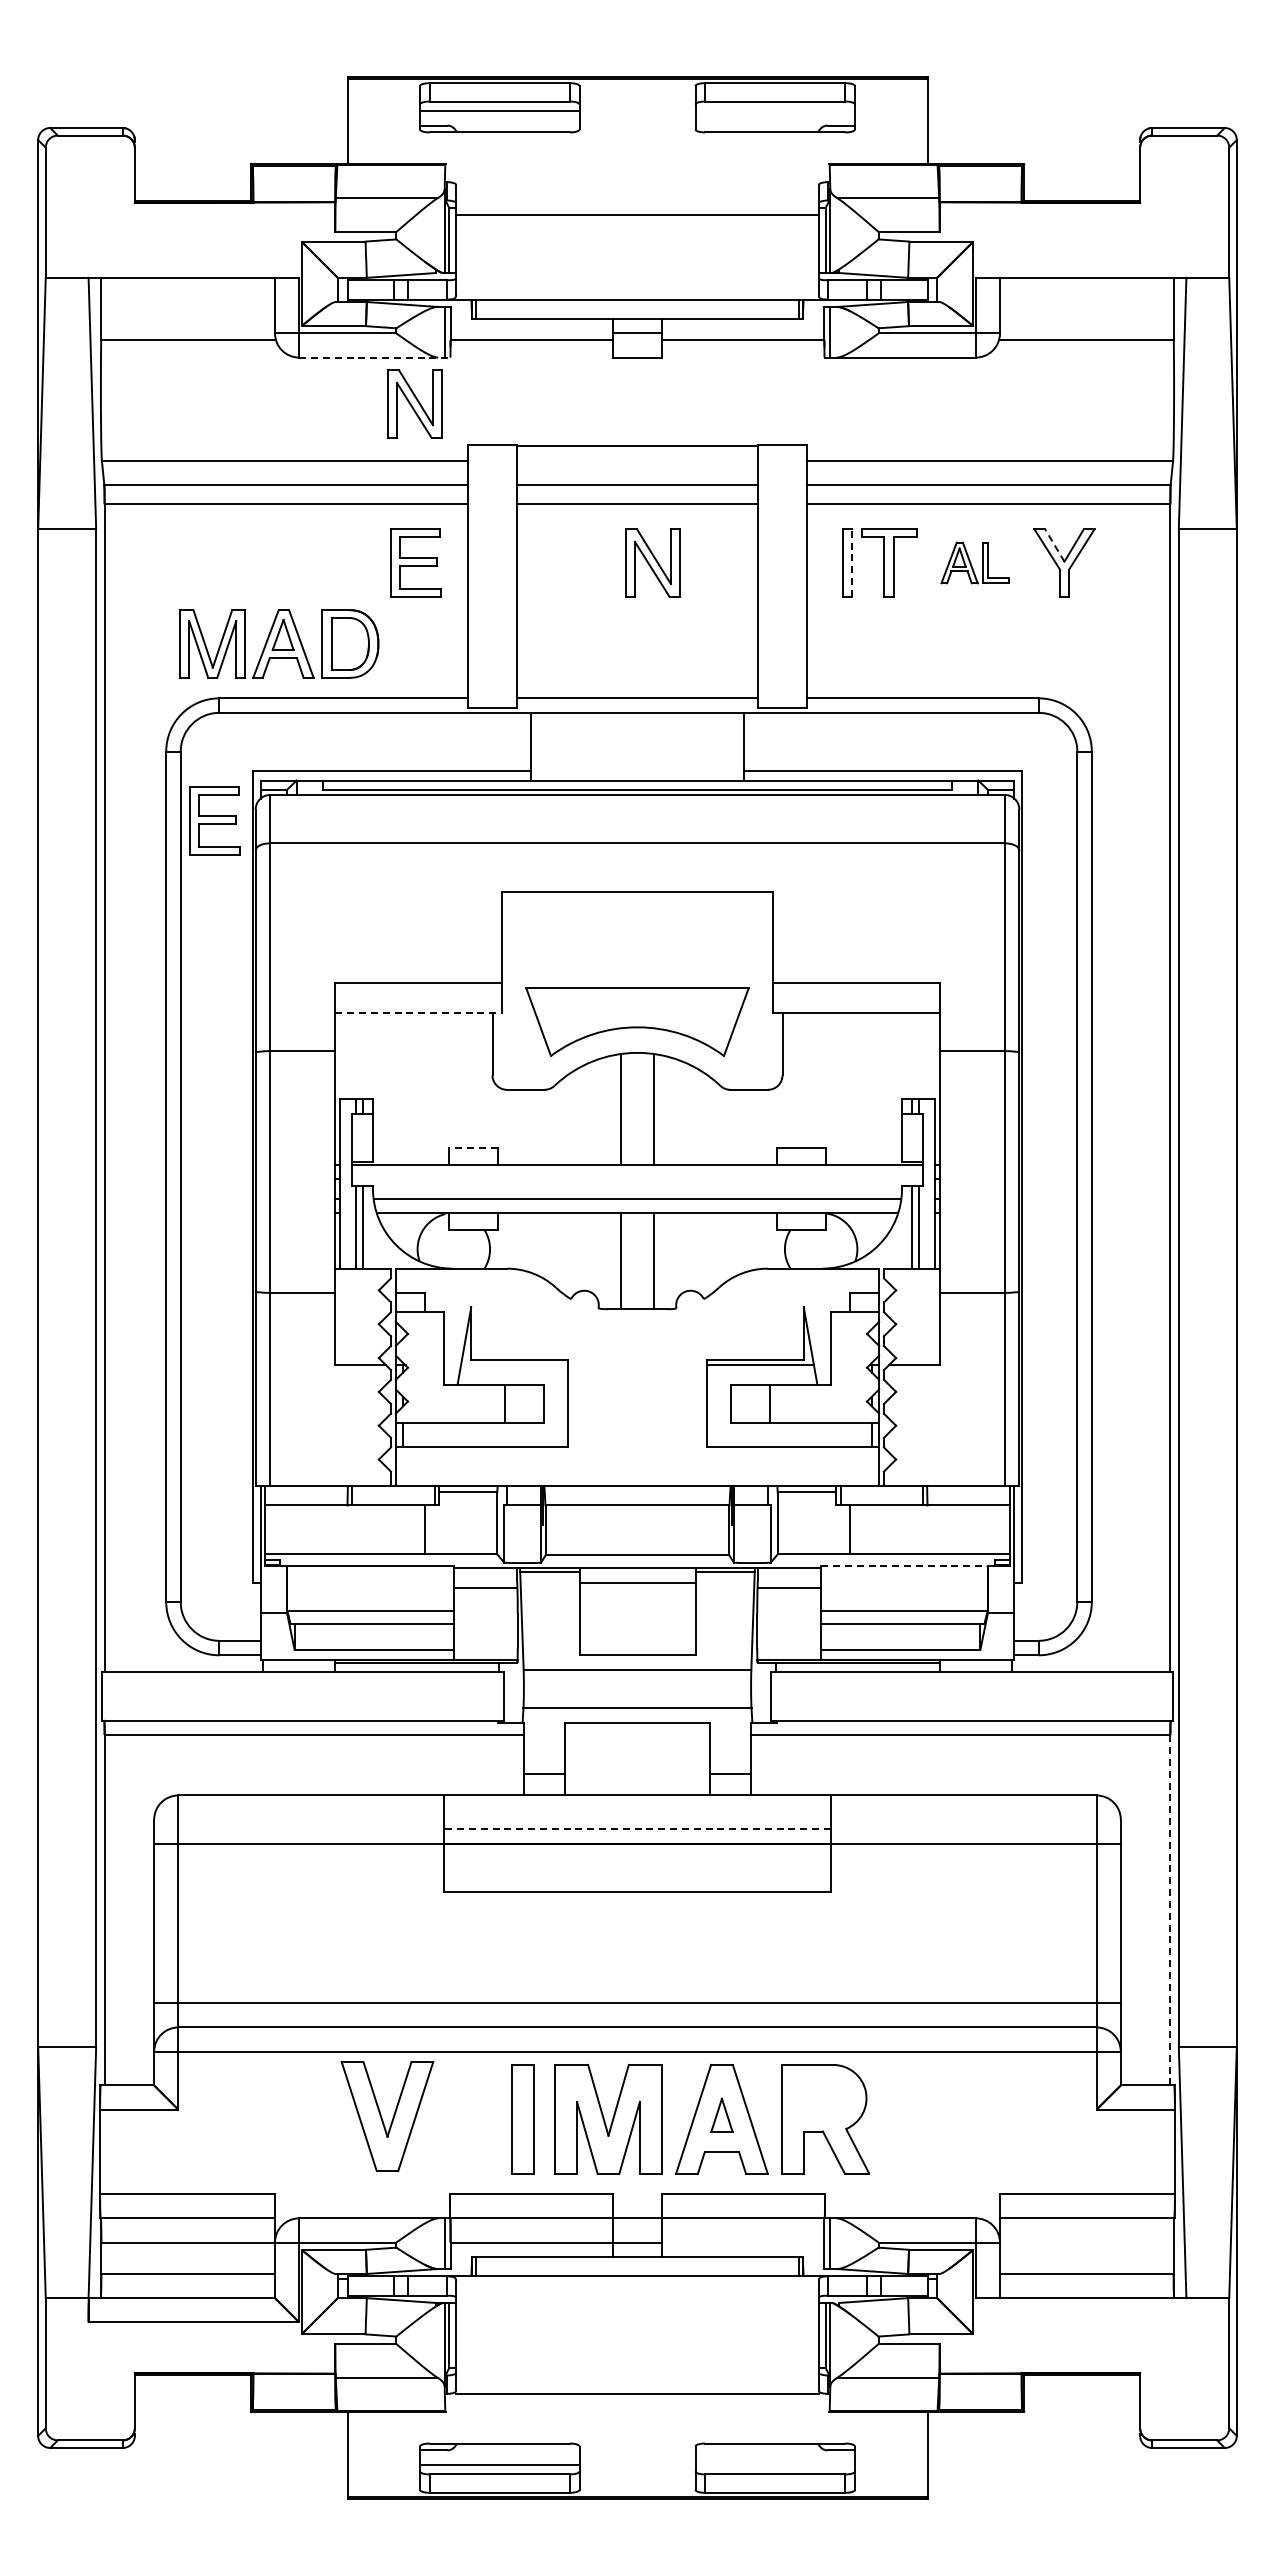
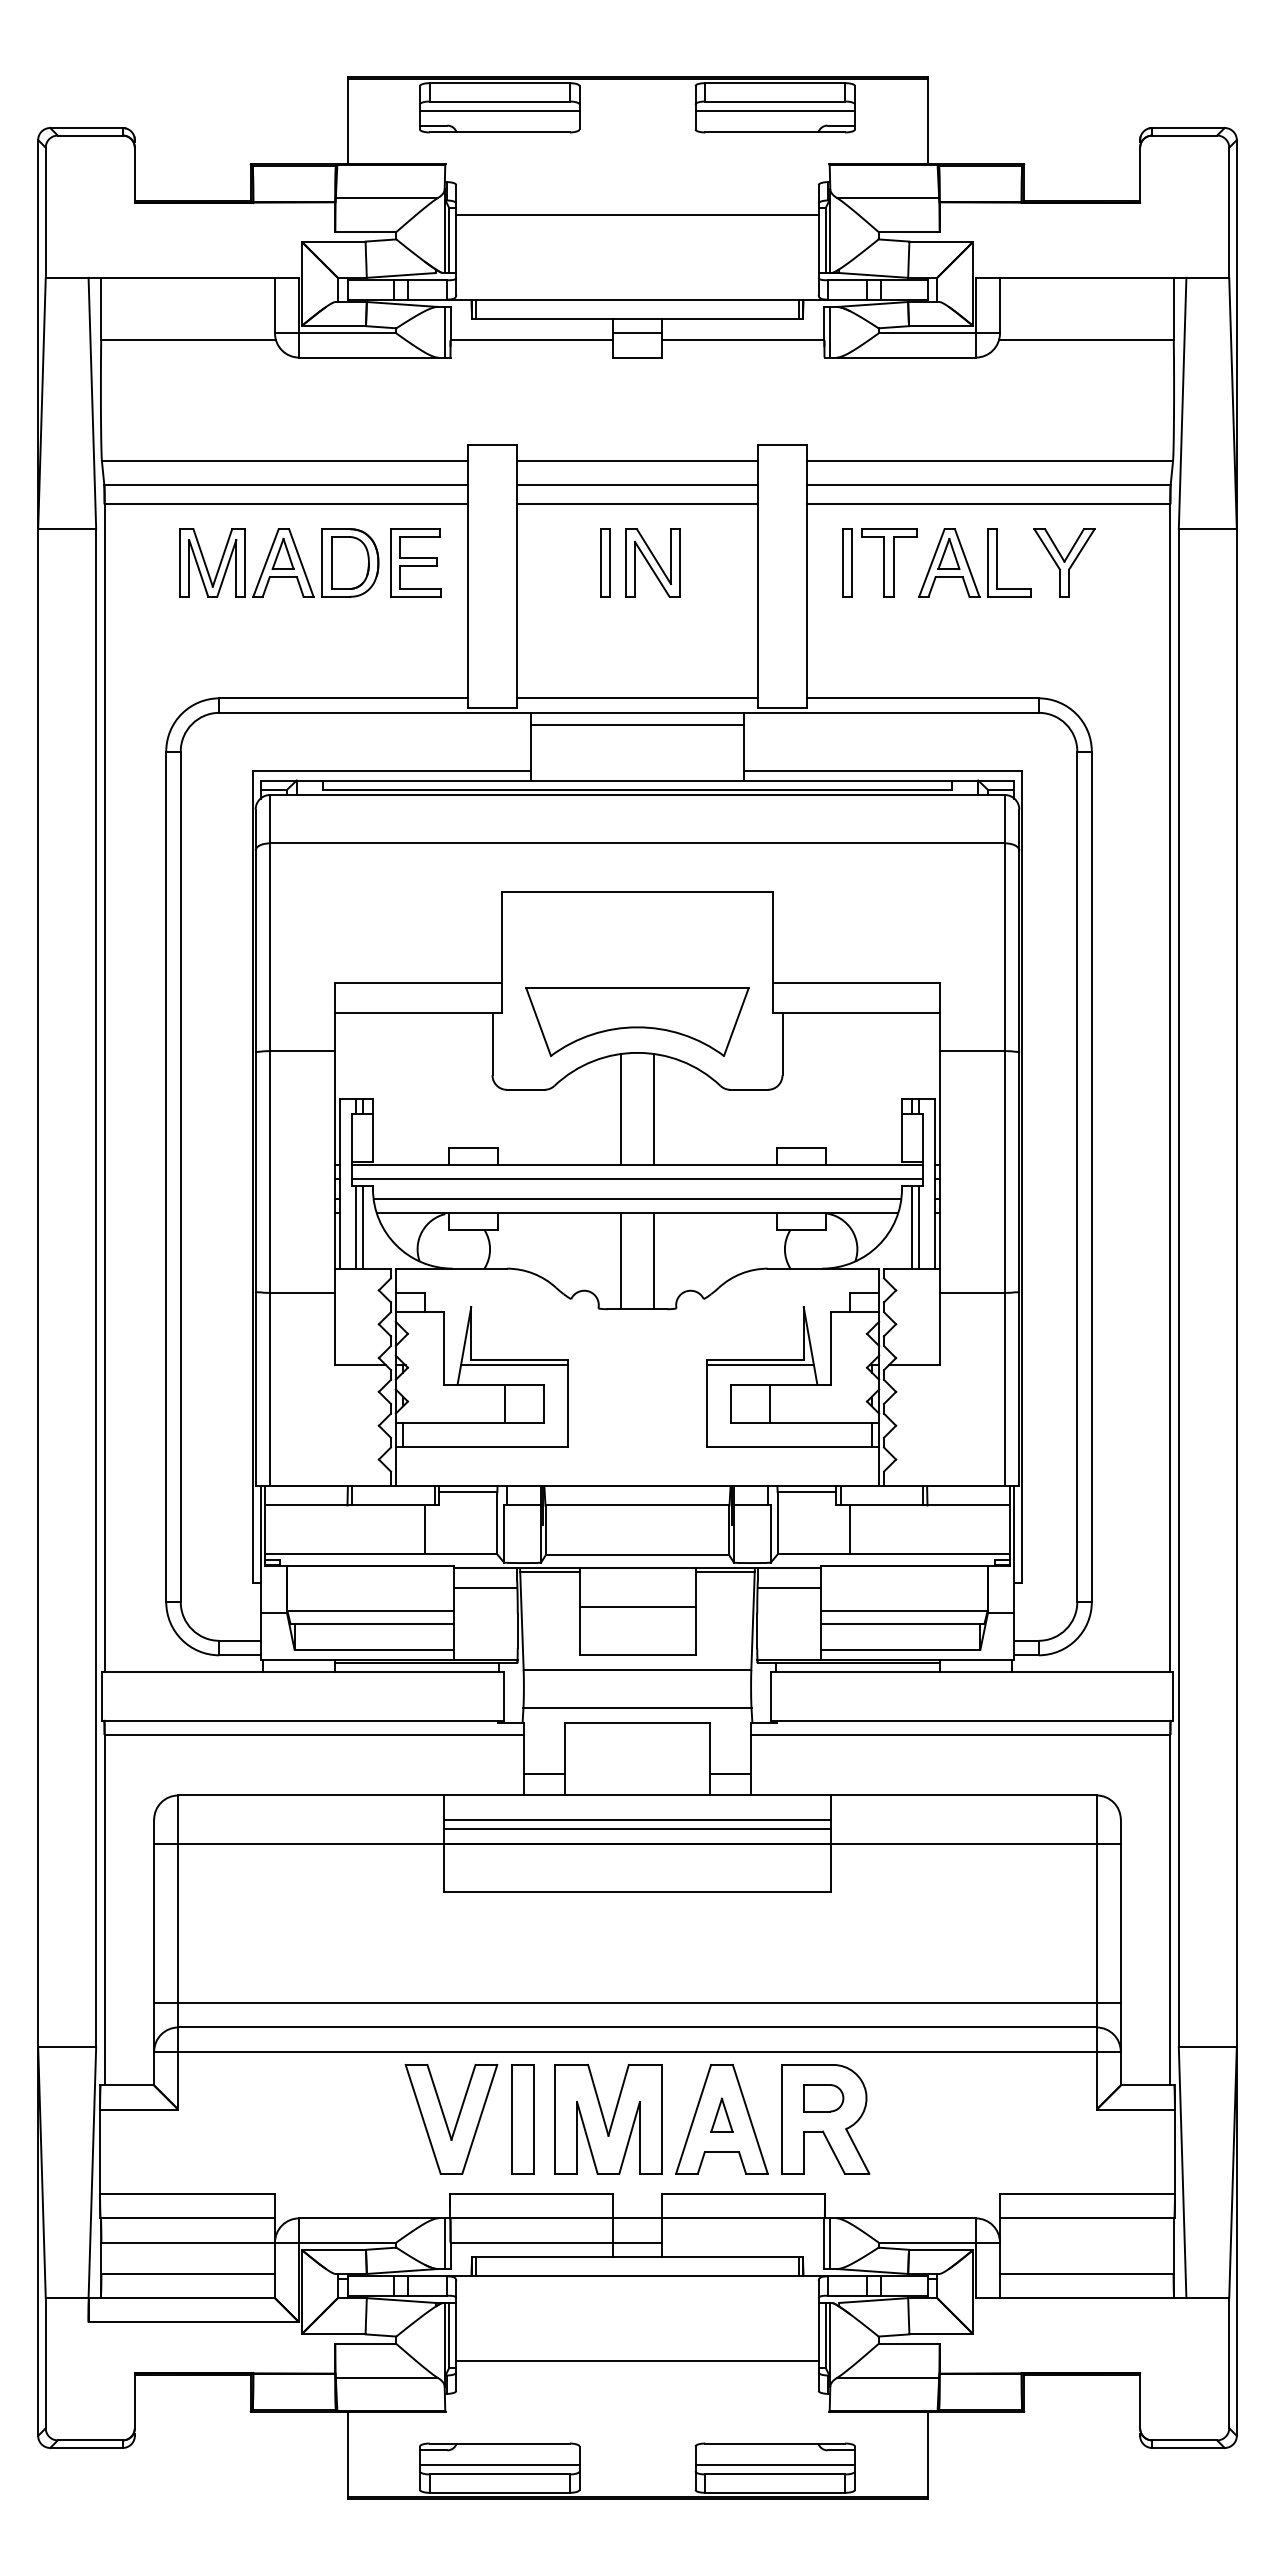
line: none -> present (774, 111)
line: dashed -> solid (374, 357)
part: present -> none (414, 403)
line position: (637, 446) -> (637, 461) (637, 461)
line: dashed -> solid (1054, 545)
part: none -> present (605, 562)
part size: 70x44 px -> 114x70 px (974, 562)
line: dashed -> solid (851, 563)
part position: (279, 643) -> (279, 562) (279, 562)
line: none -> present (637, 724)
part: present -> none (214, 820)
line: dashed -> solid (419, 1012)
line: dashed -> solid (473, 1147)
line: none -> present (637, 1179)
line: none -> present (513, 1365)
line: dashed -> solid (904, 1566)
line position: (637, 1582) -> (637, 1606) (637, 1606)
line: none -> present (637, 1819)
line: dashed -> solid (637, 1829)
line: dashed -> solid (1170, 1909)
part: none -> present (823, 2098)
part position: (387, 2116) -> (451, 2119) (451, 2119)
line position: (637, 2394) -> (637, 2361) (637, 2361)
line: none -> present (774, 2464)
